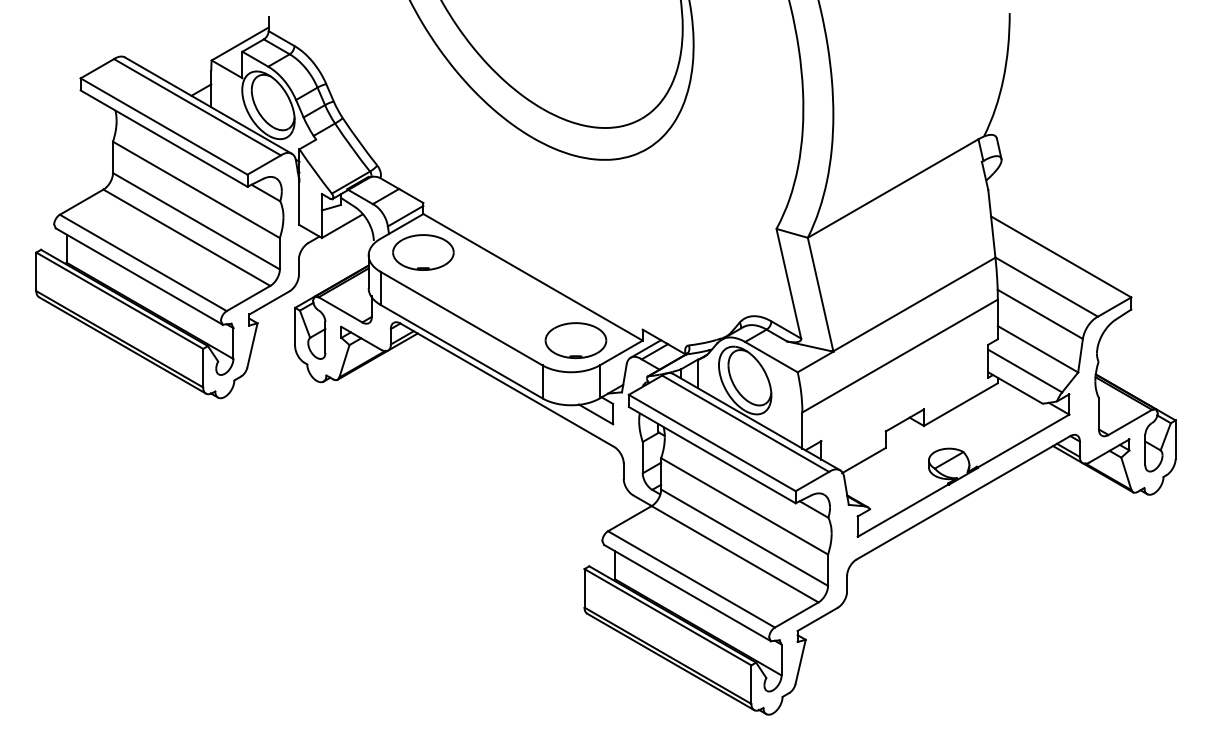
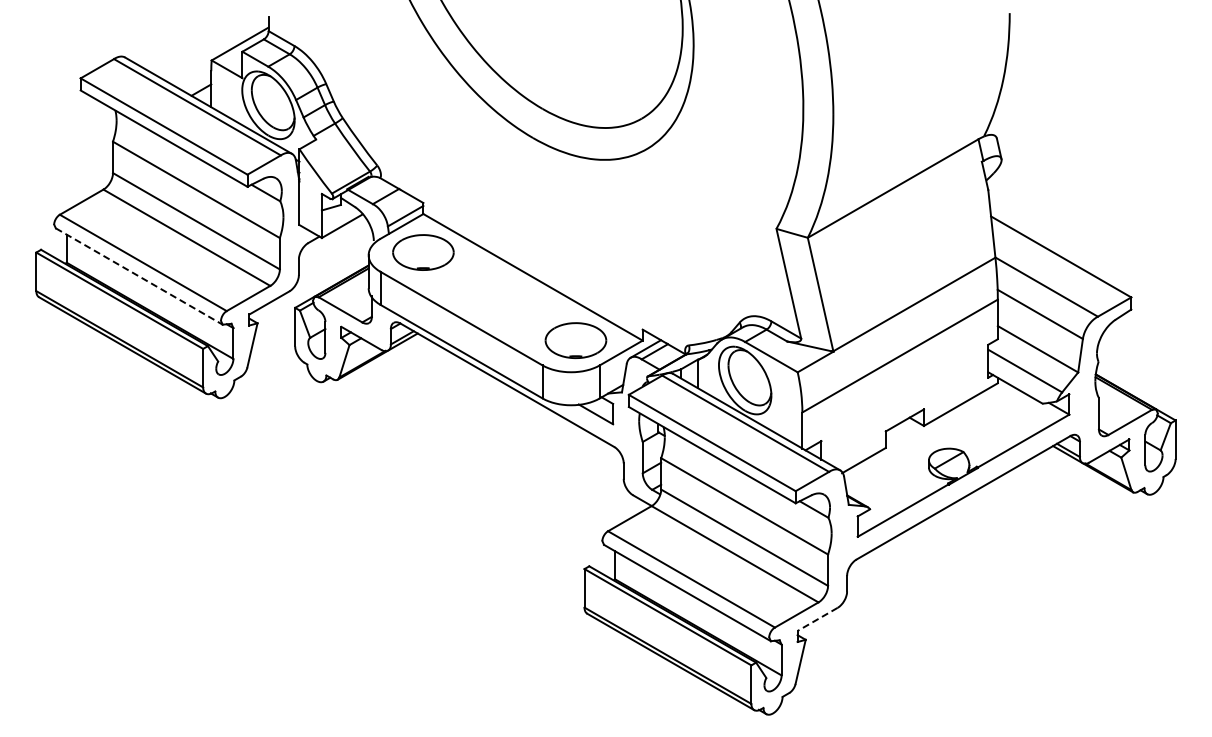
line: solid -> dashed (139, 276)
line: solid -> dashed (817, 619)
